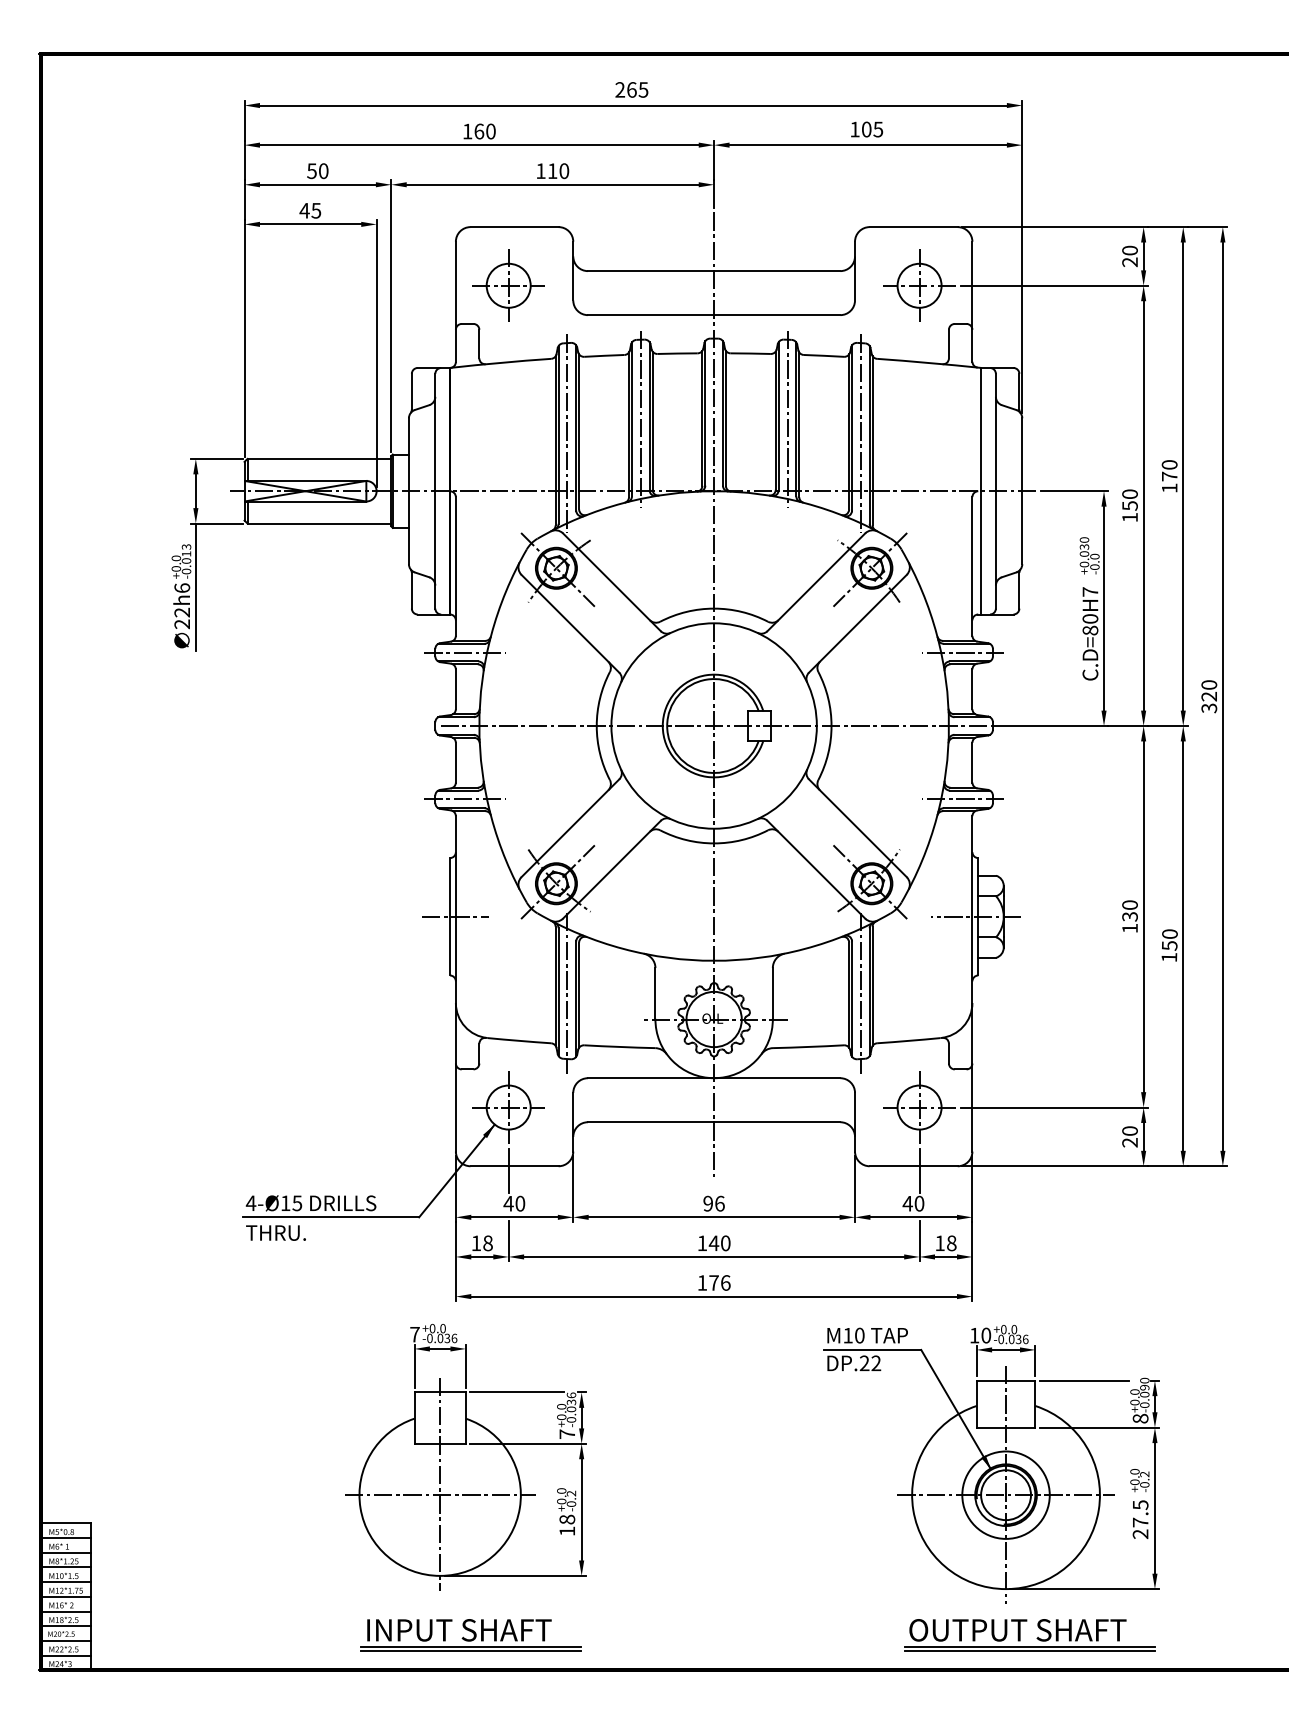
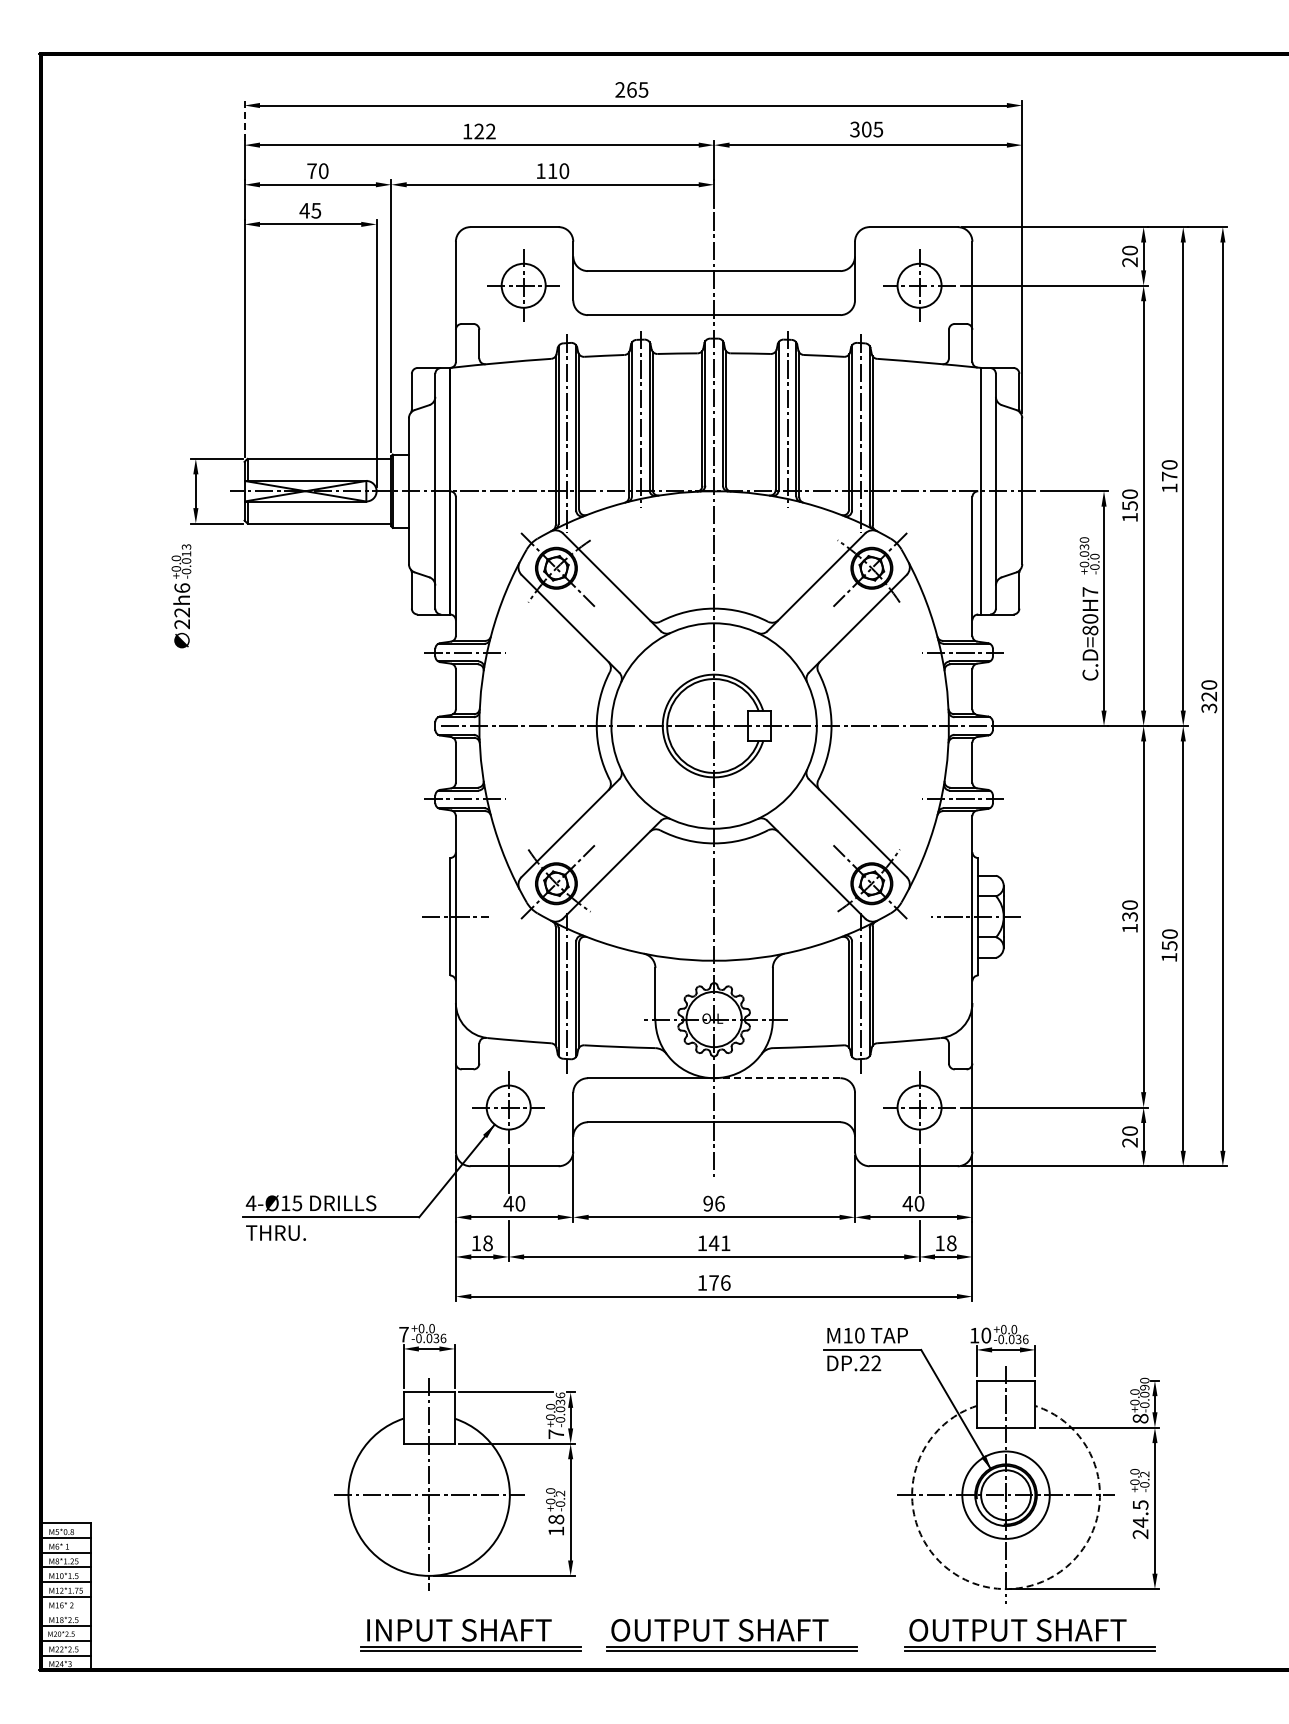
line: solid -> dashed (244, 120)
text: 105 -> 305 (854, 129)
text: 160 -> 122 (484, 131)
text: 50 -> 70 (311, 171)
part position: (508, 285) -> (523, 285) (523, 285)
line: present -> none (195, 587)
line: solid -> dashed (776, 1078)
text: 140 -> 141 (725, 1243)
line: present -> none (1084, 1380)
part position: (465, 1457) -> (454, 1457) (454, 1457)
text: 27.5 -> 24.5 (1140, 1522)
arc: solid -> dashed (1006, 1589)
line: present -> none (65, 1611)
part: none -> present (738, 1638)
